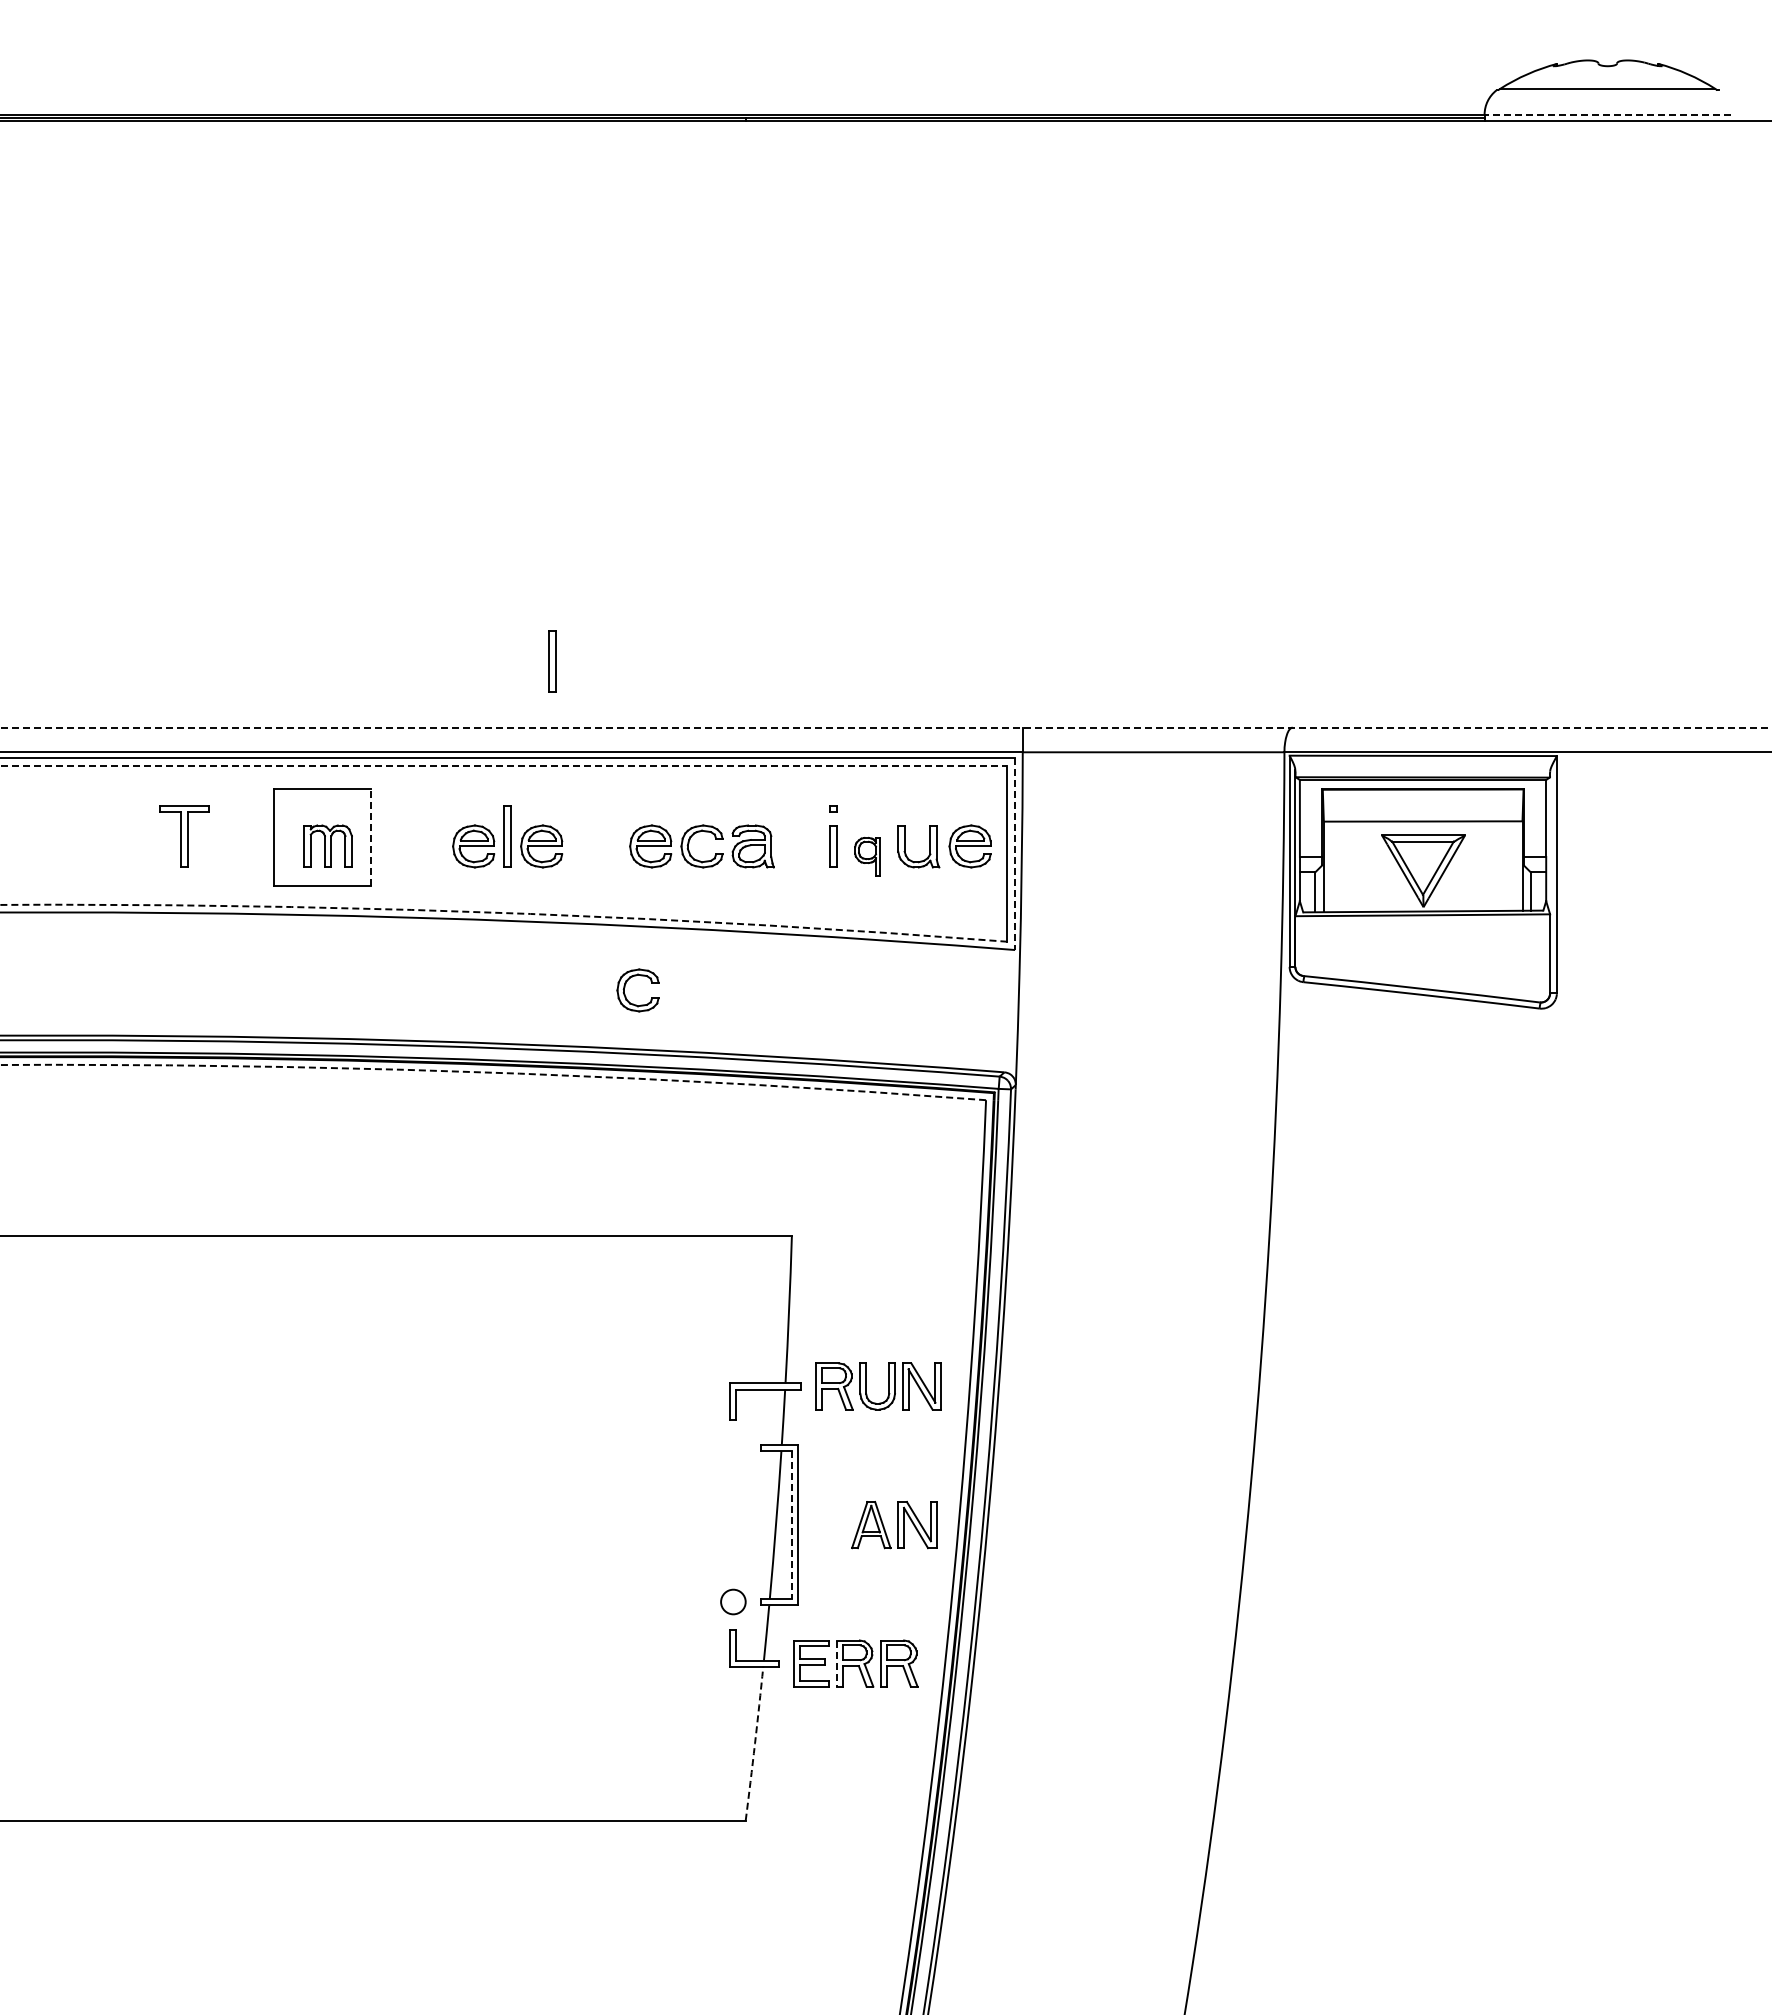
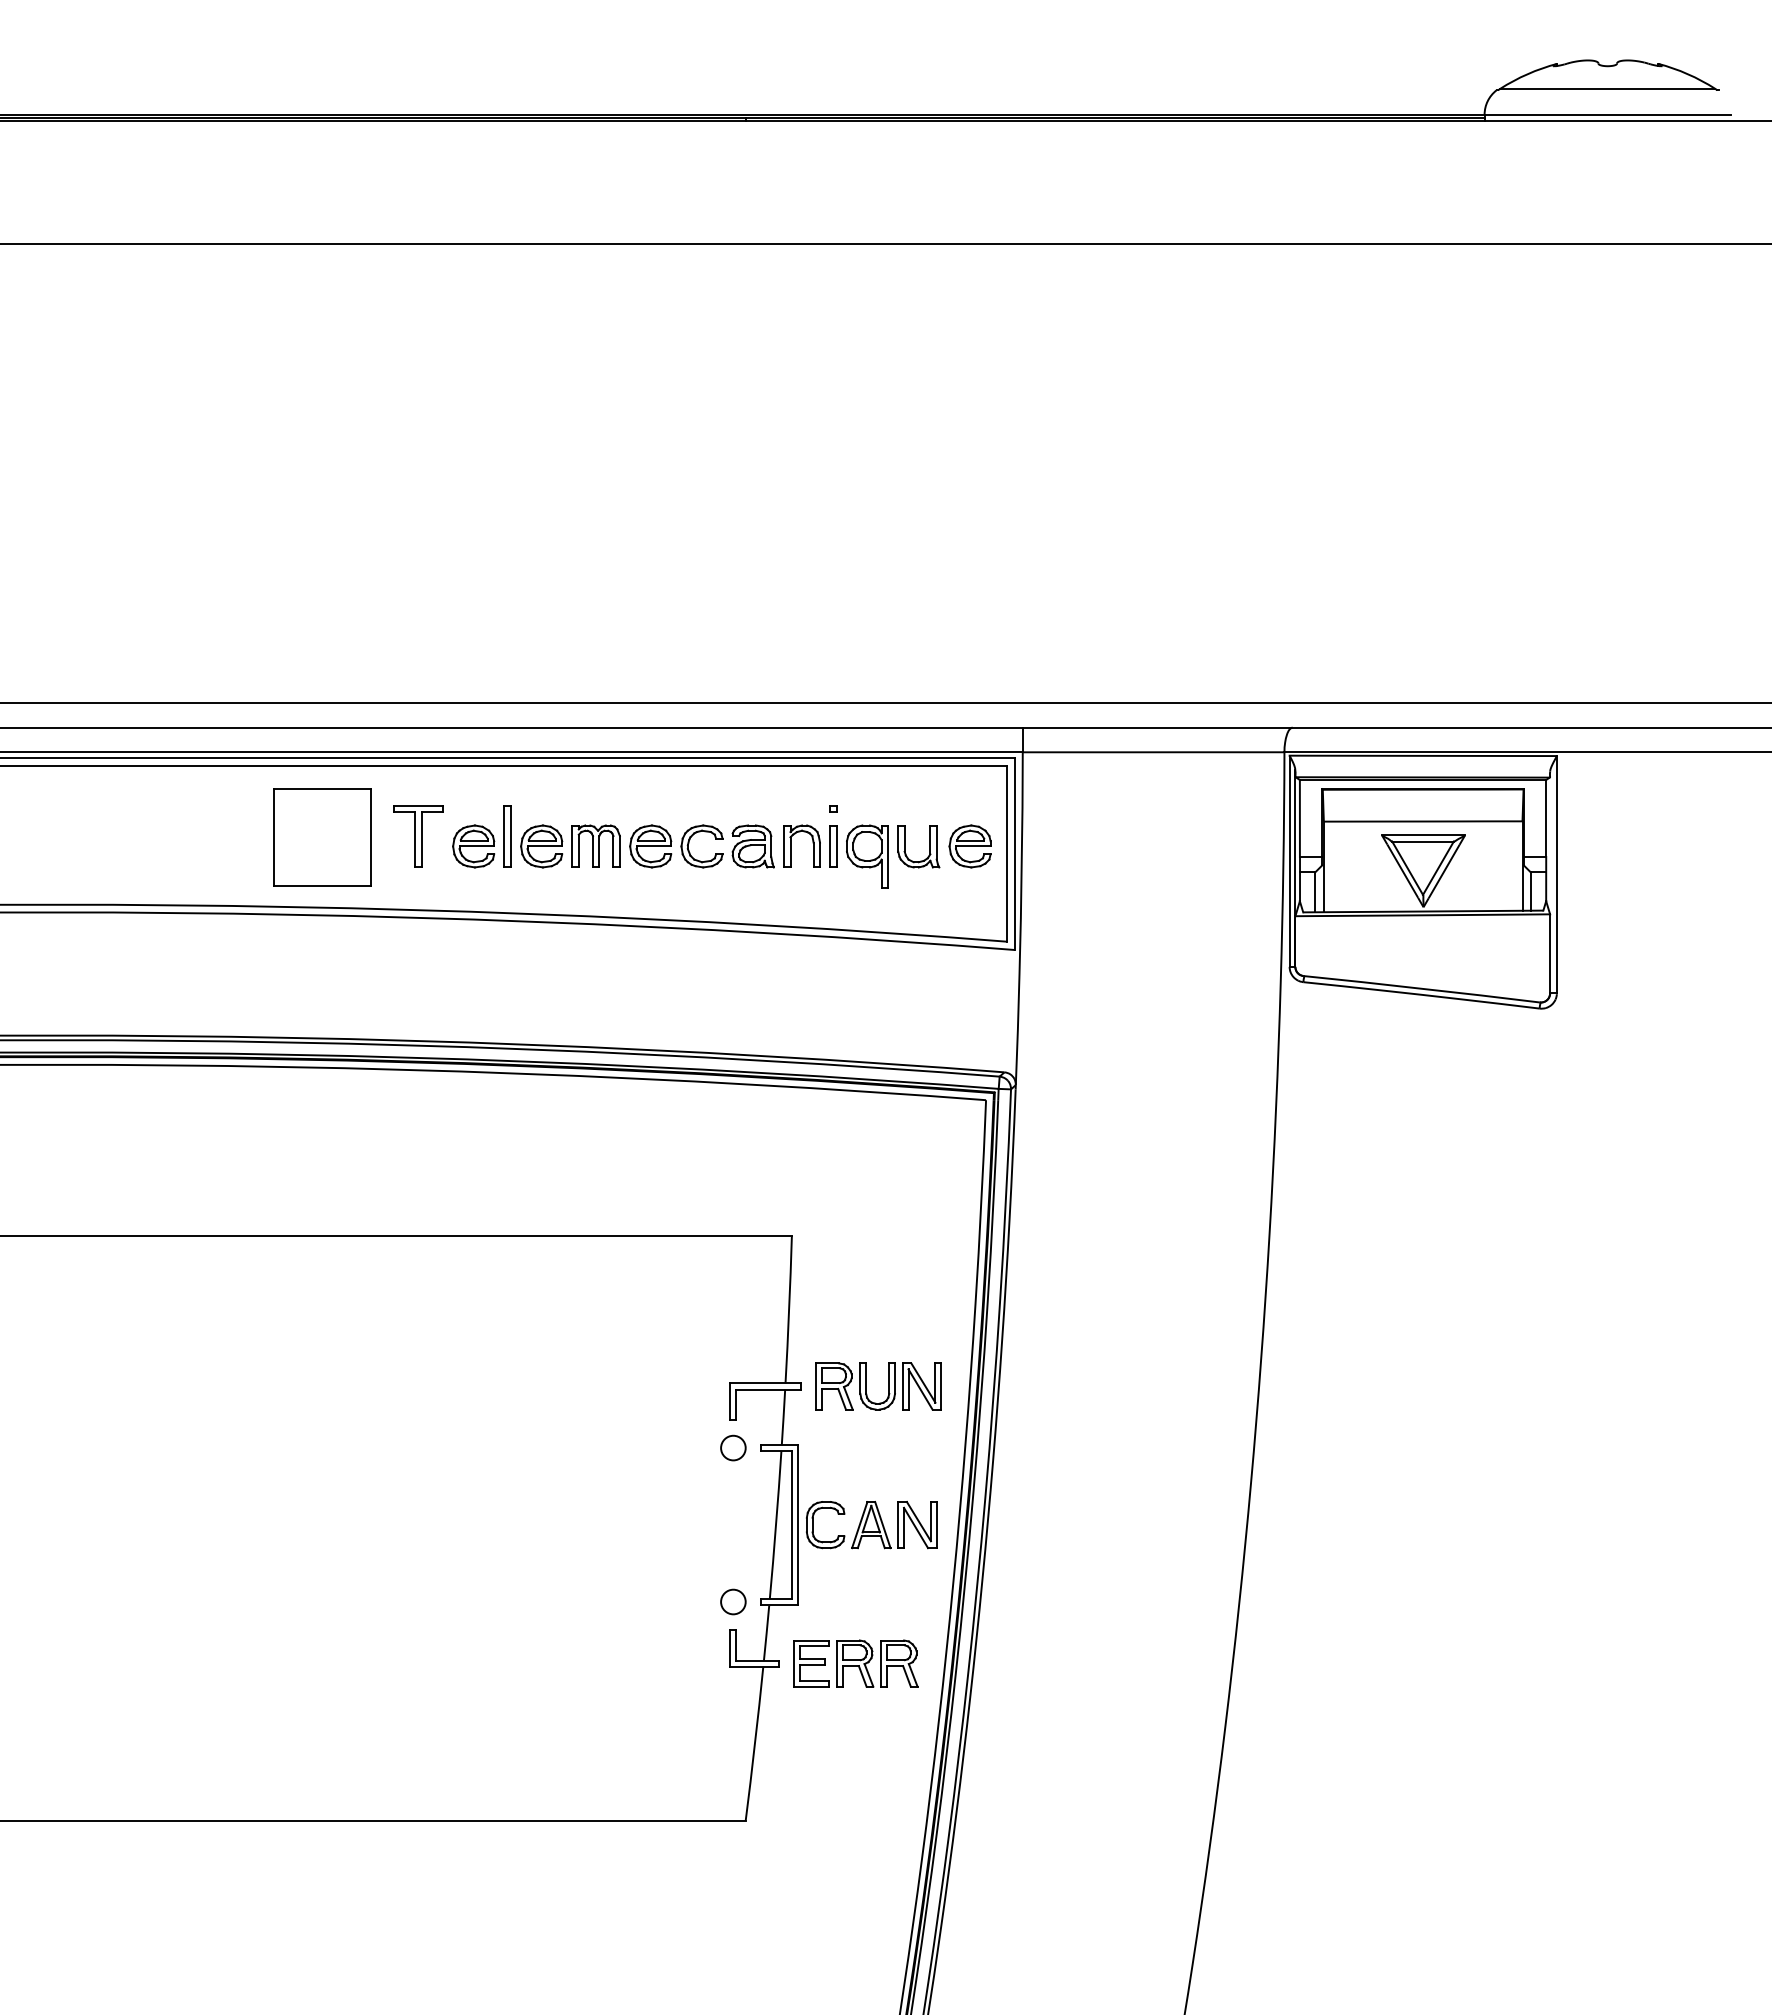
line: dashed -> solid (1607, 114)
line: none -> present (885, 244)
part: present -> none (552, 661)
line: none -> present (885, 703)
line: dashed -> solid (885, 727)
line: dashed -> solid (504, 766)
part position: (184, 836) -> (418, 836) (418, 836)
line: dashed -> solid (371, 837)
part position: (327, 845) -> (595, 845) (595, 845)
part: none -> present (791, 845)
line: dashed -> solid (1015, 854)
part size: 27x41 px -> 43x65 px (867, 856)
arc: dashed -> solid (503, 913)
part: present -> none (625, 987)
arc: dashed -> solid (492, 1072)
circle: none -> present (733, 1447)
line: dashed -> solid (791, 1525)
part: none -> present (813, 1525)
line: dashed -> solid (836, 1664)
arc: dashed -> solid (755, 1743)
